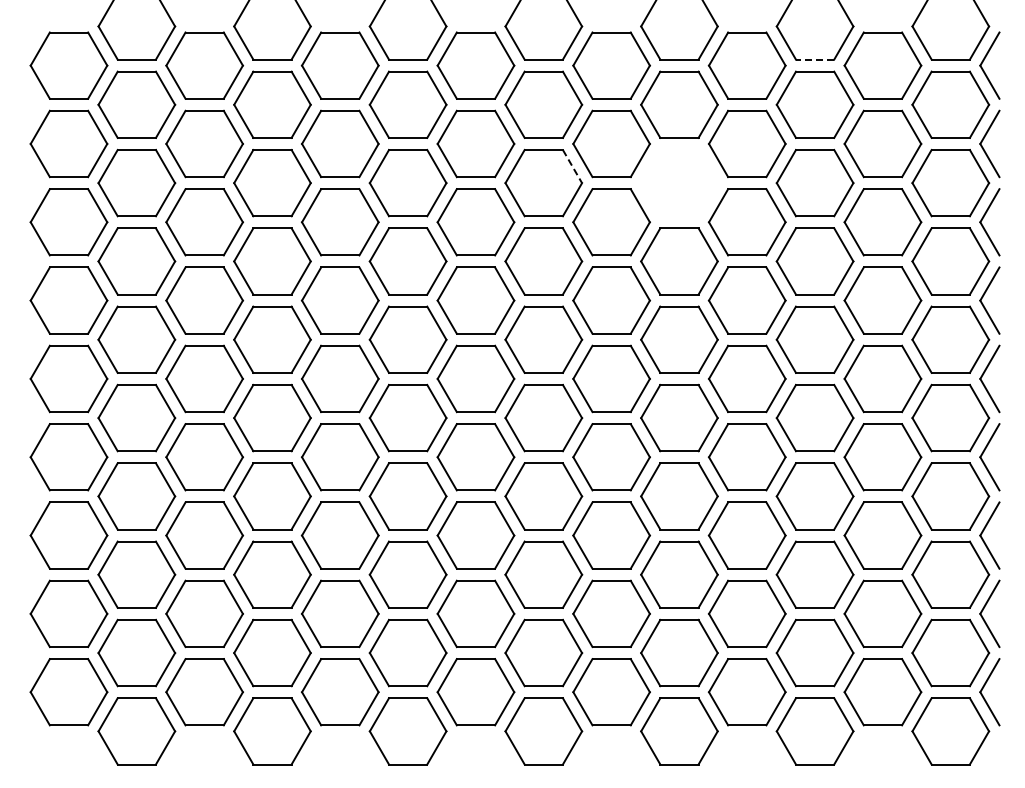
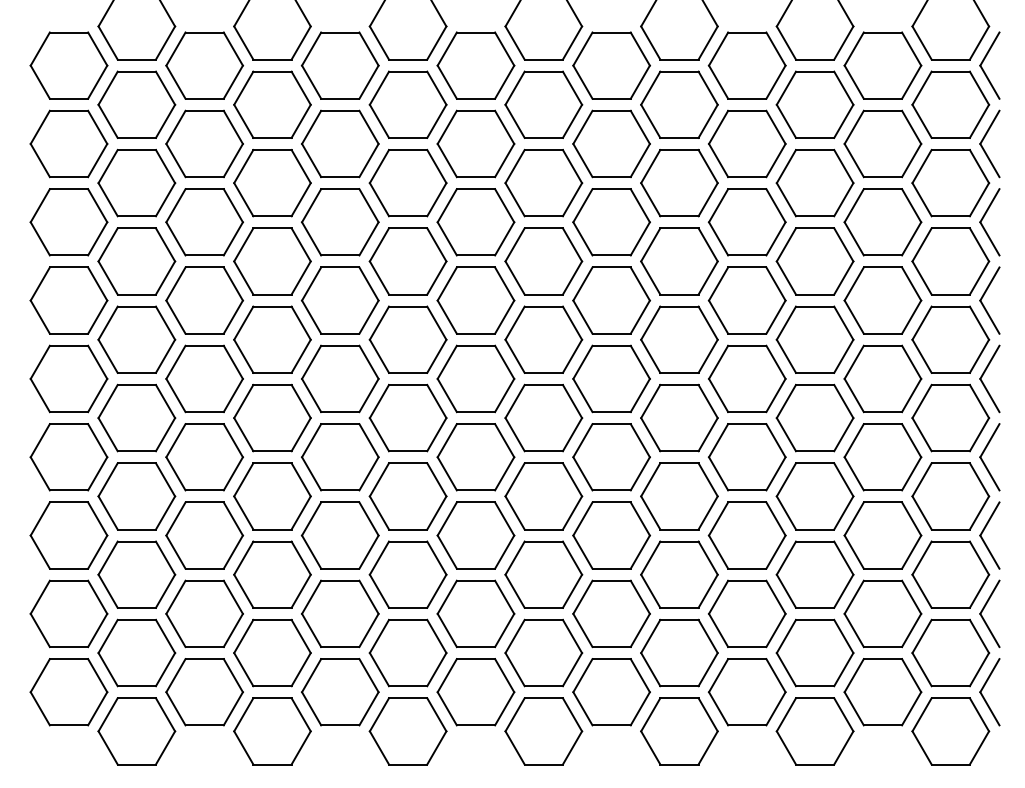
line: dashed -> solid (814, 59)
line: dashed -> solid (572, 166)
part: none -> present (679, 183)
